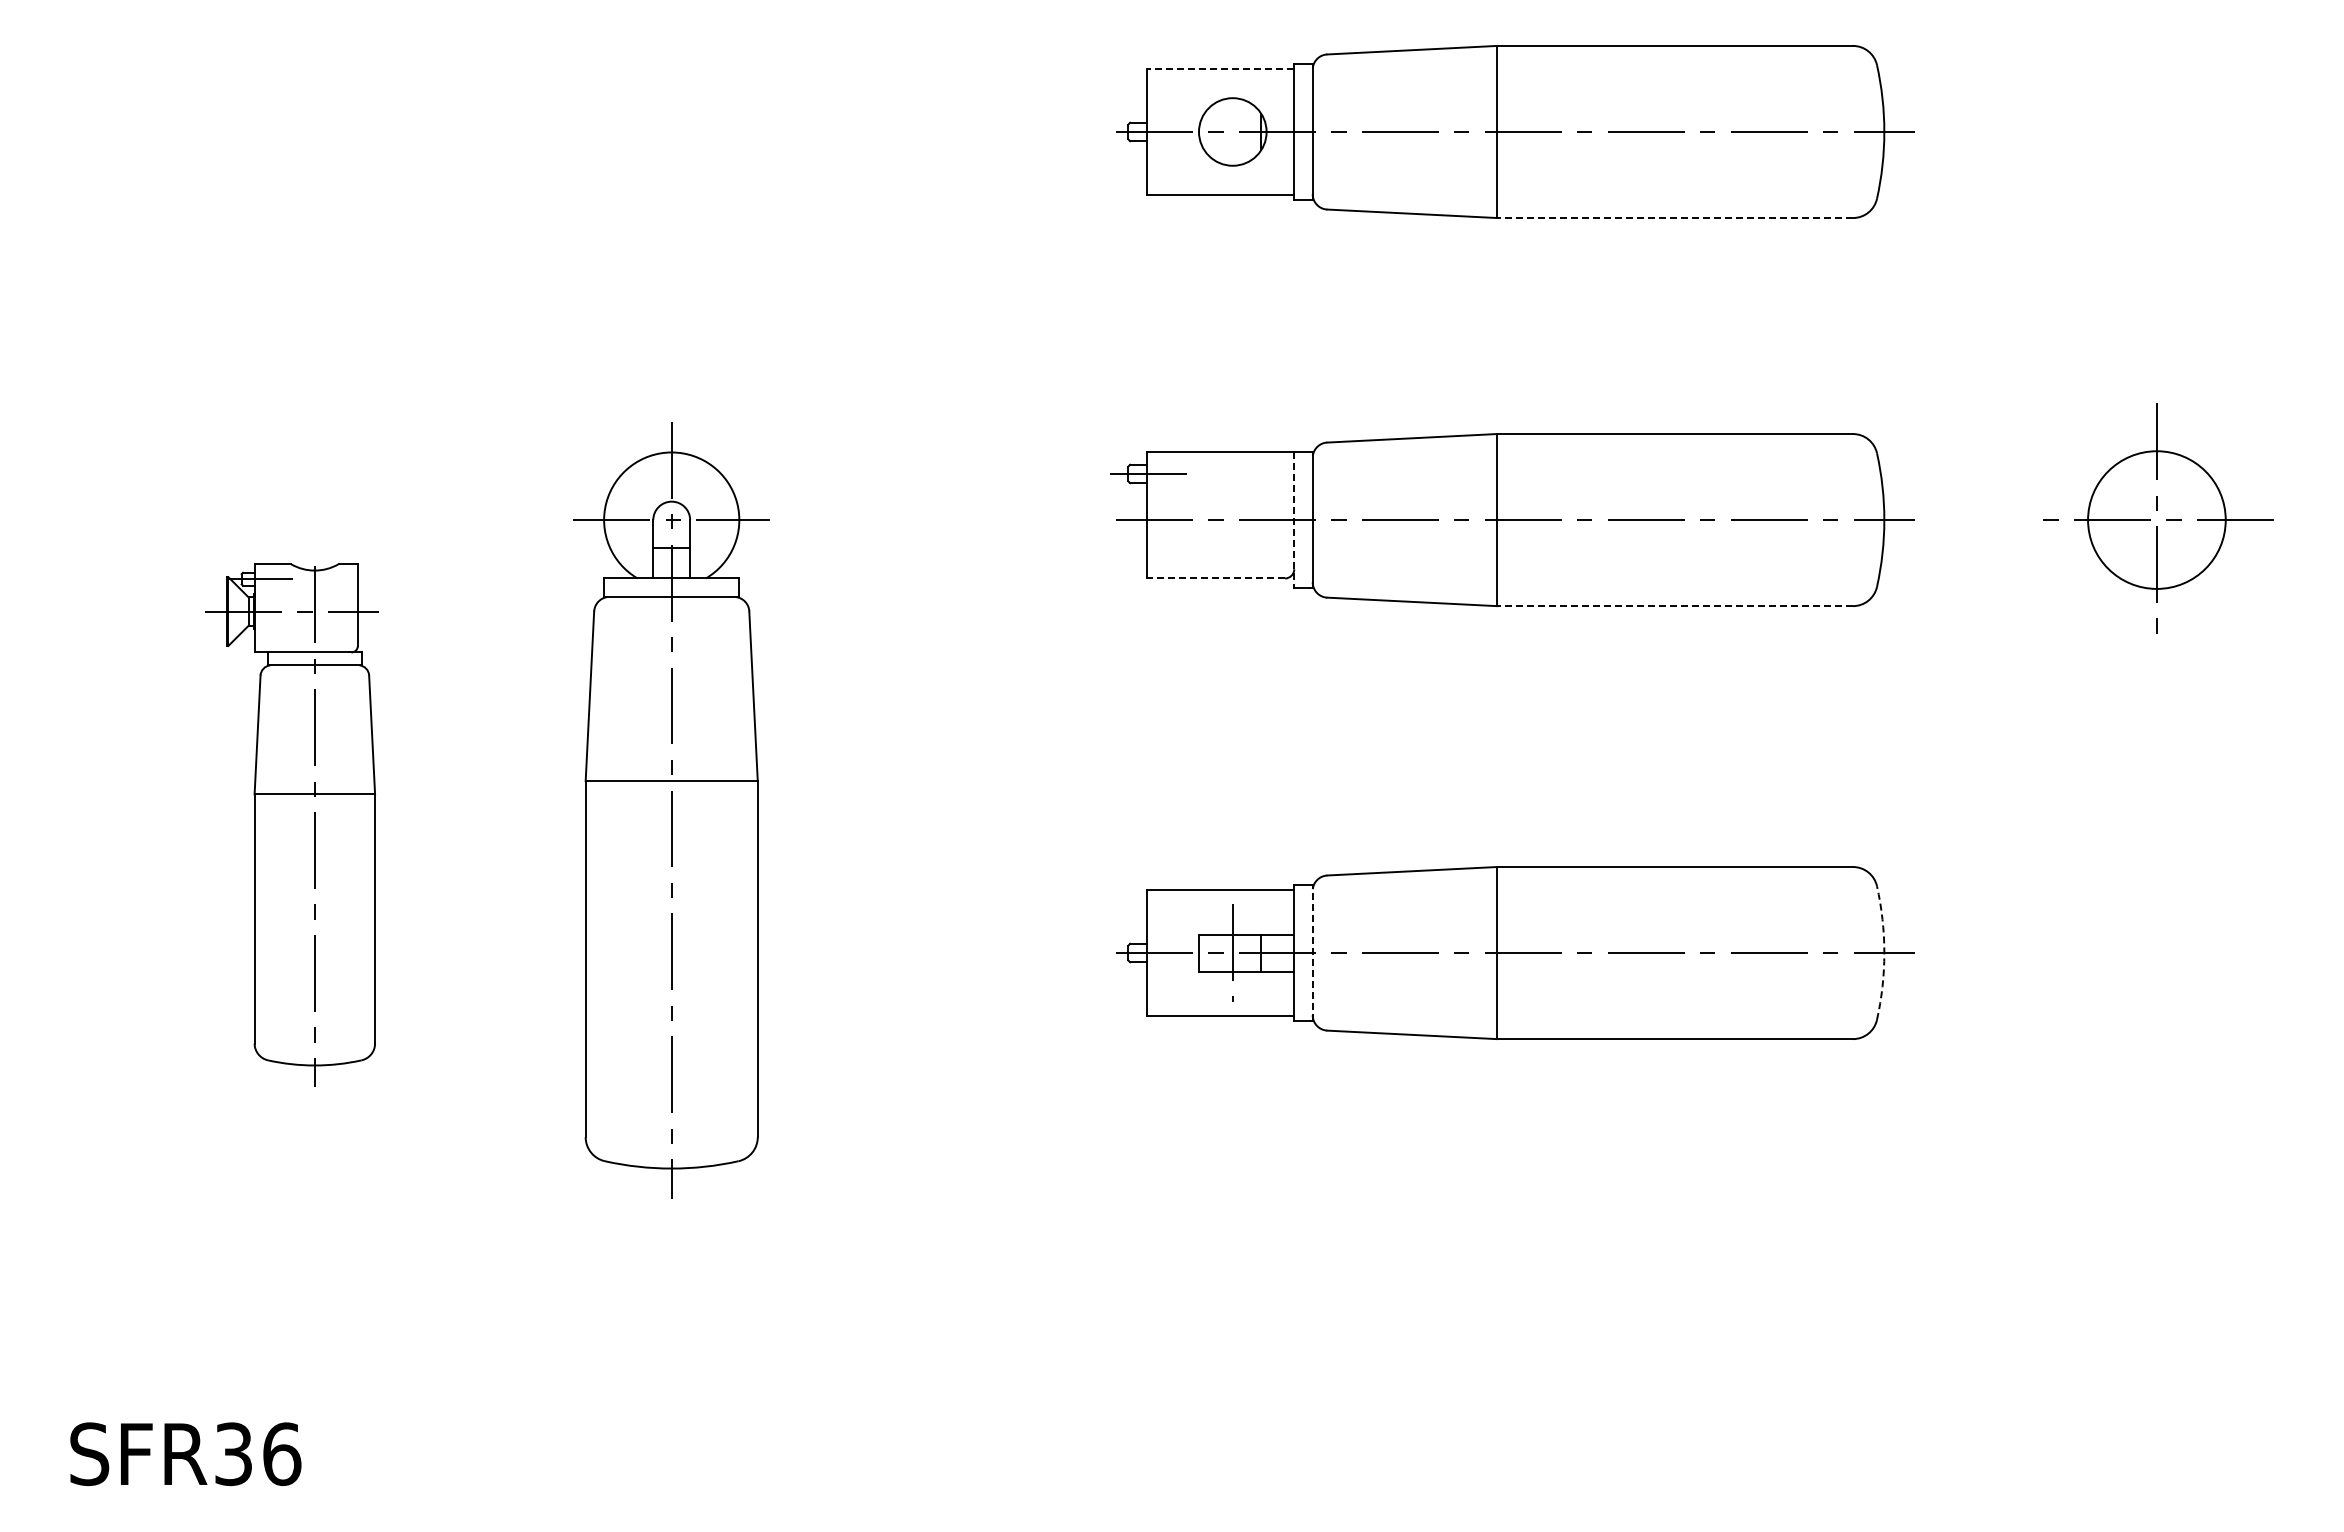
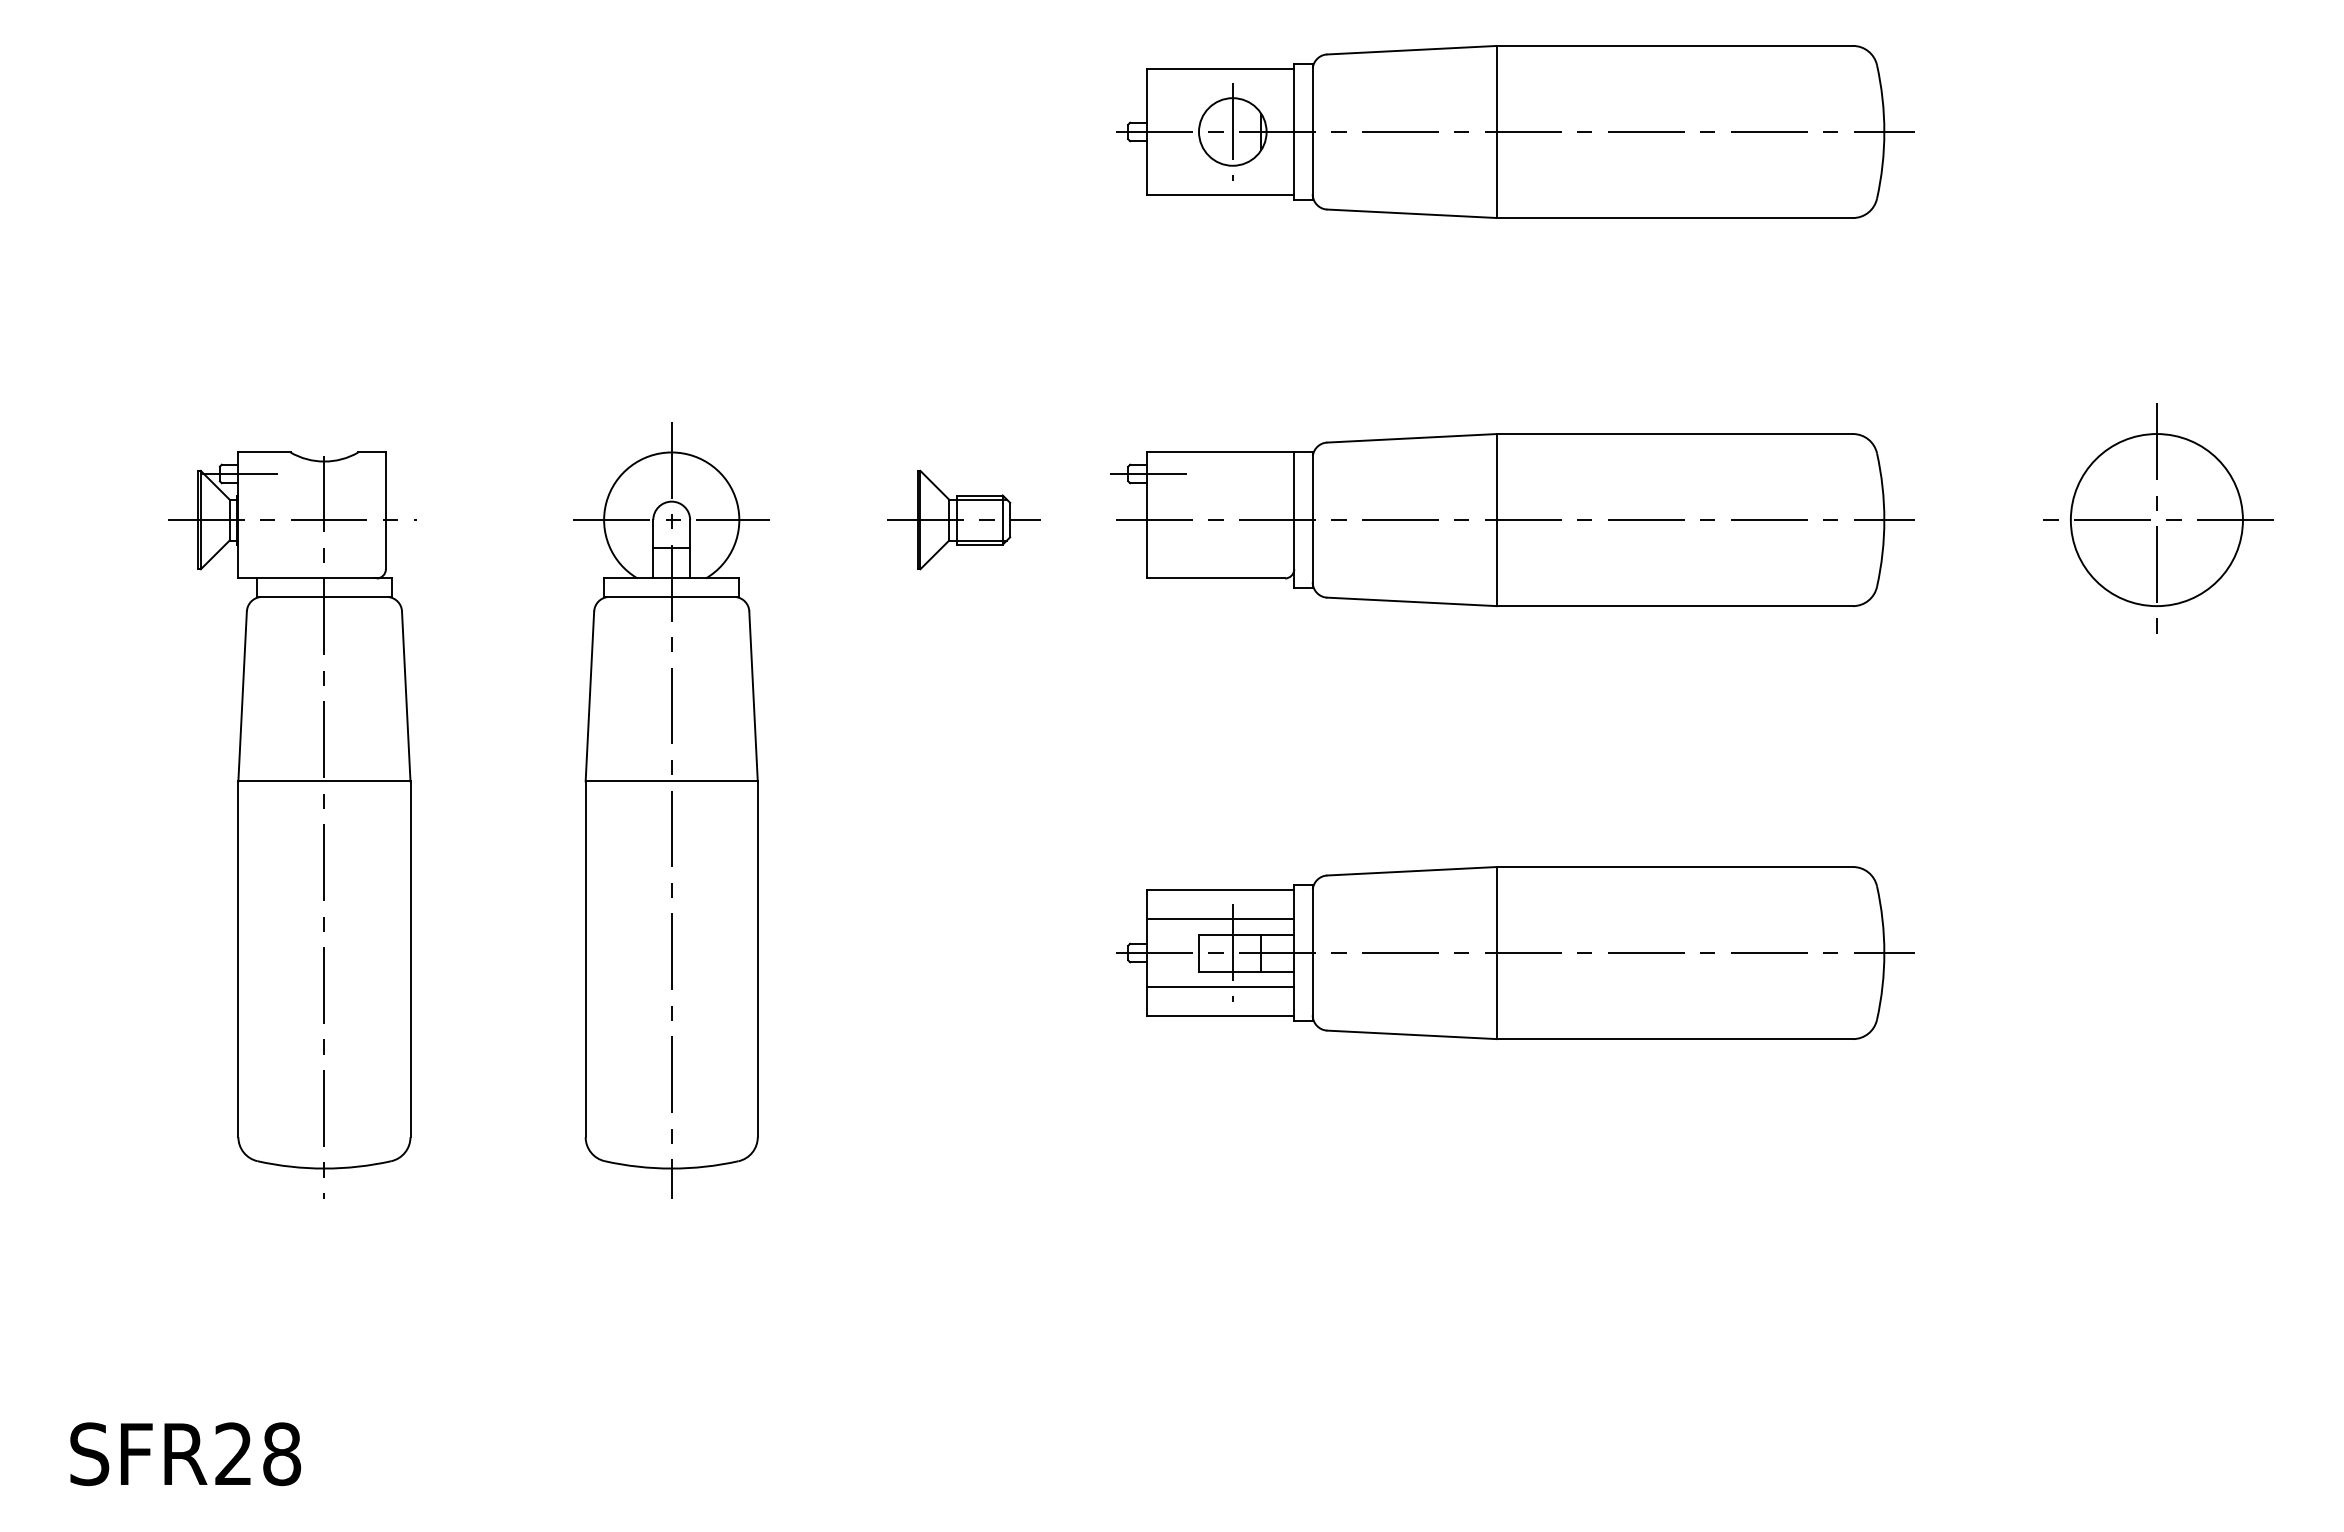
line: dashed -> solid (1220, 68)
line: none -> present (1232, 131)
line: dashed -> solid (1675, 218)
part: none -> present (963, 519)
circle diameter: 138 px -> 172 px (2156, 520)
line: dashed -> solid (1294, 520)
line: dashed -> solid (1215, 578)
line: dashed -> solid (1675, 606)
part size: 174x524 px -> 249x748 px (292, 824)
line: none -> present (1220, 918)
line: dashed -> solid (1312, 953)
arc: dashed -> solid (1884, 953)
line: none -> present (1220, 987)
text: SFR36 -> SFR28 (258, 1454)
